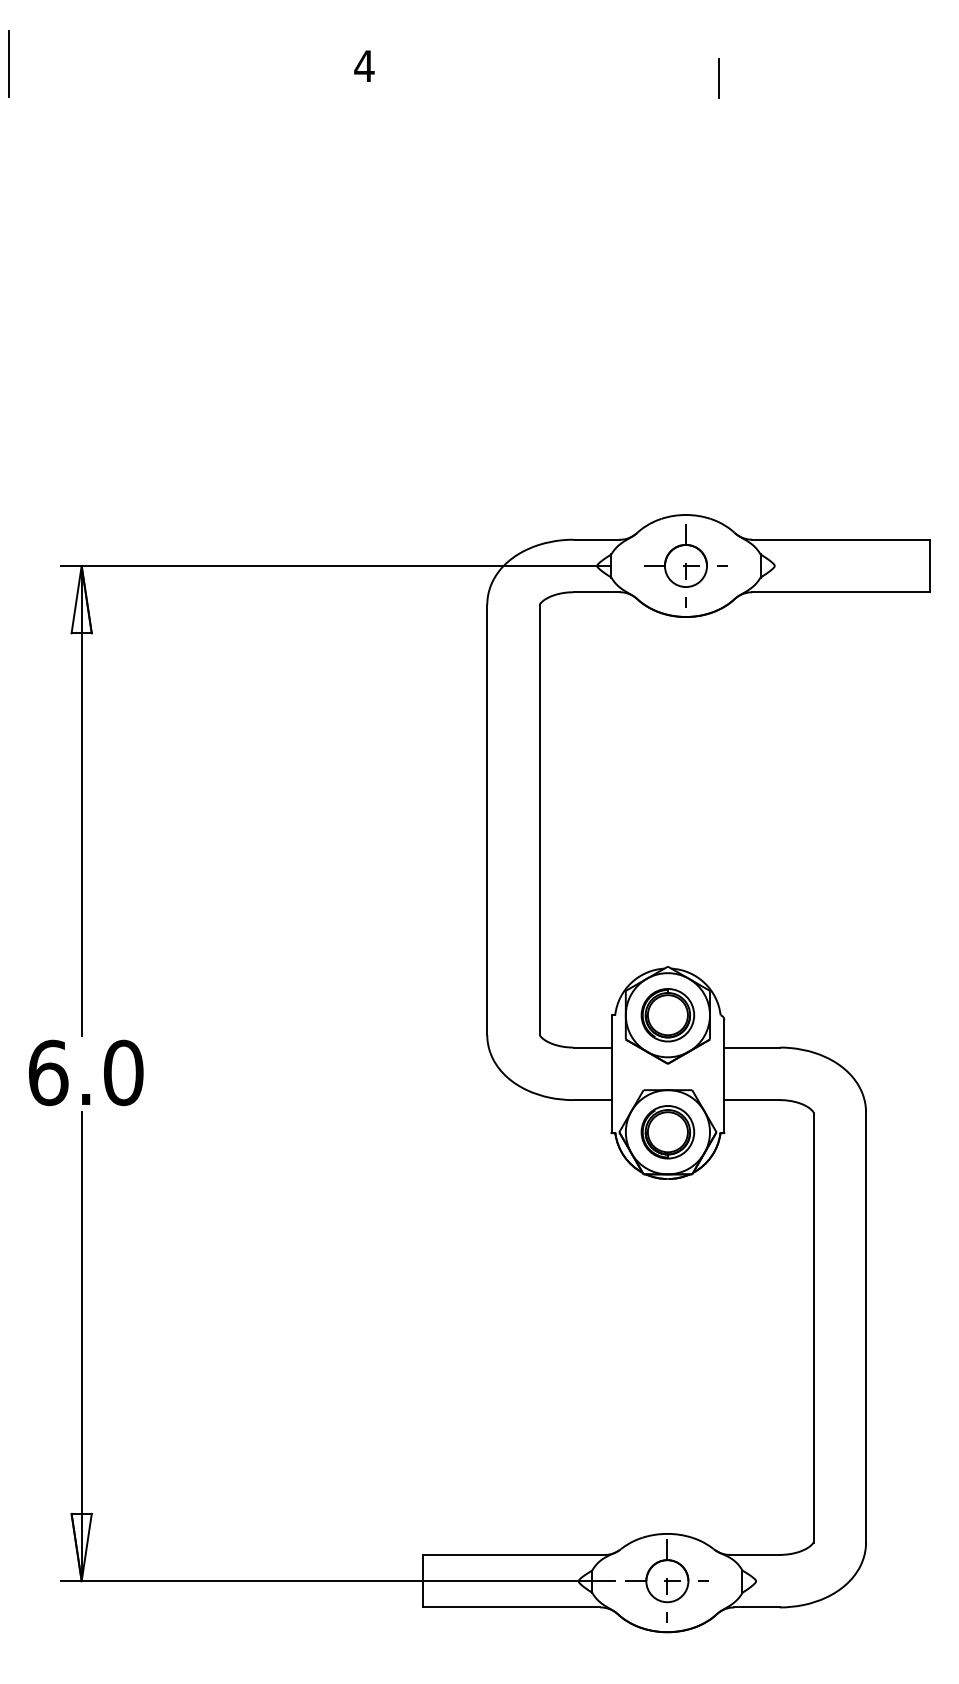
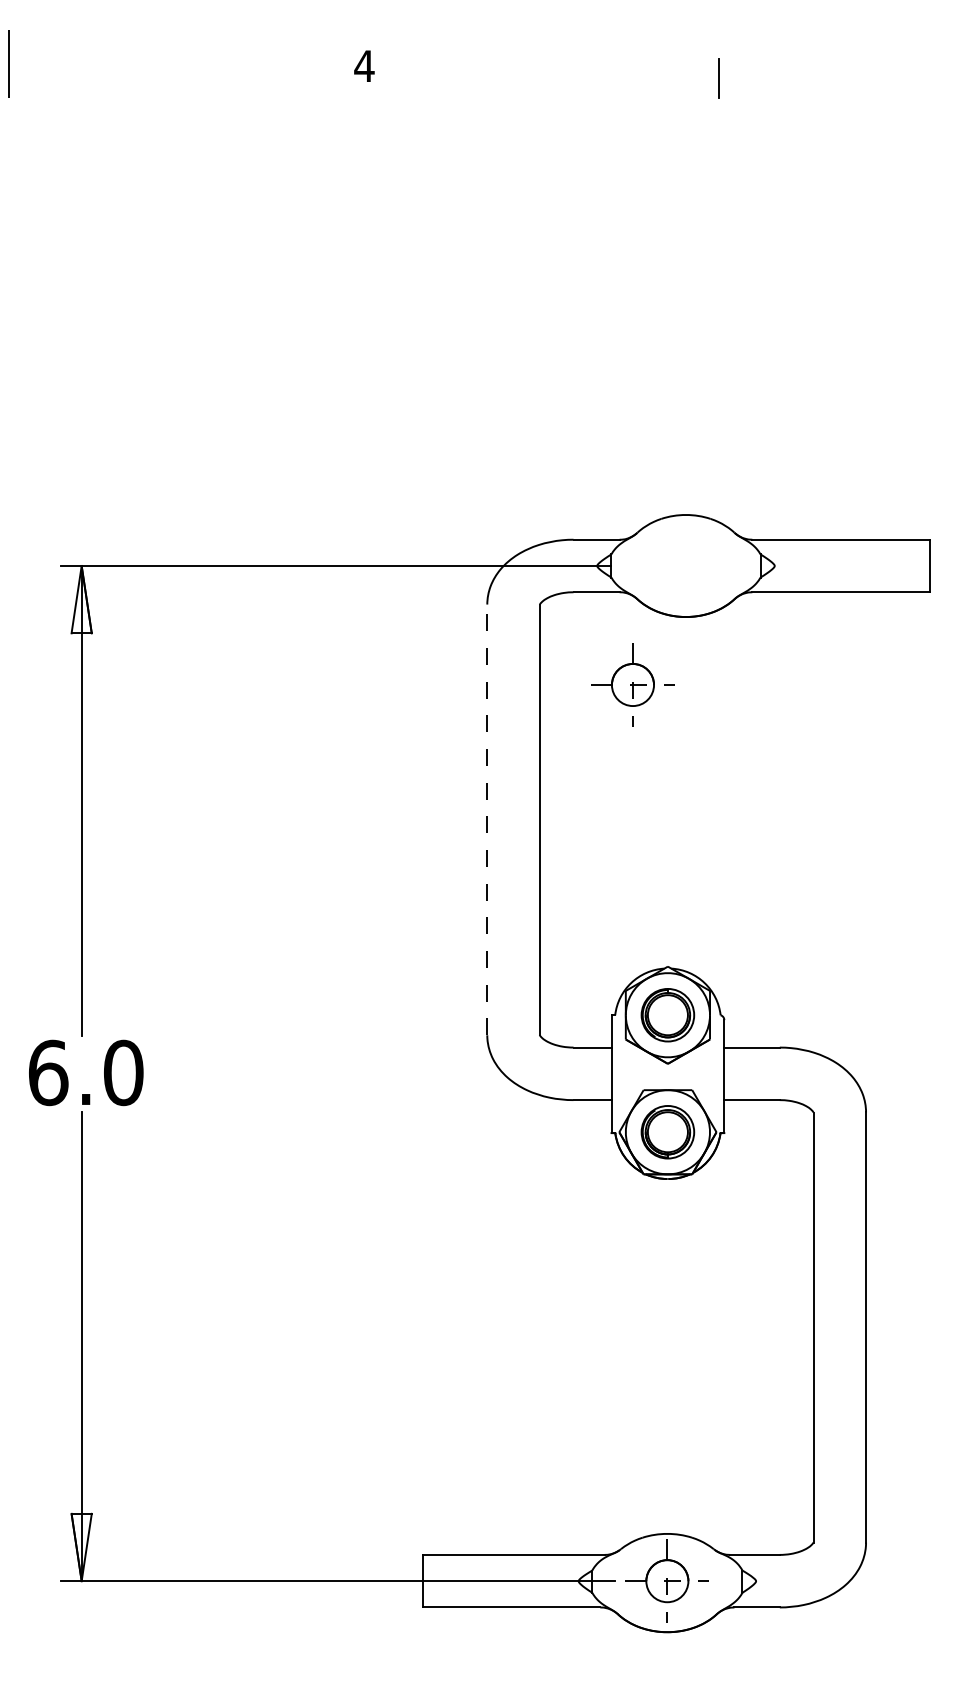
part position: (685, 565) -> (632, 684) (632, 684)
line: solid -> dashed (487, 819)
